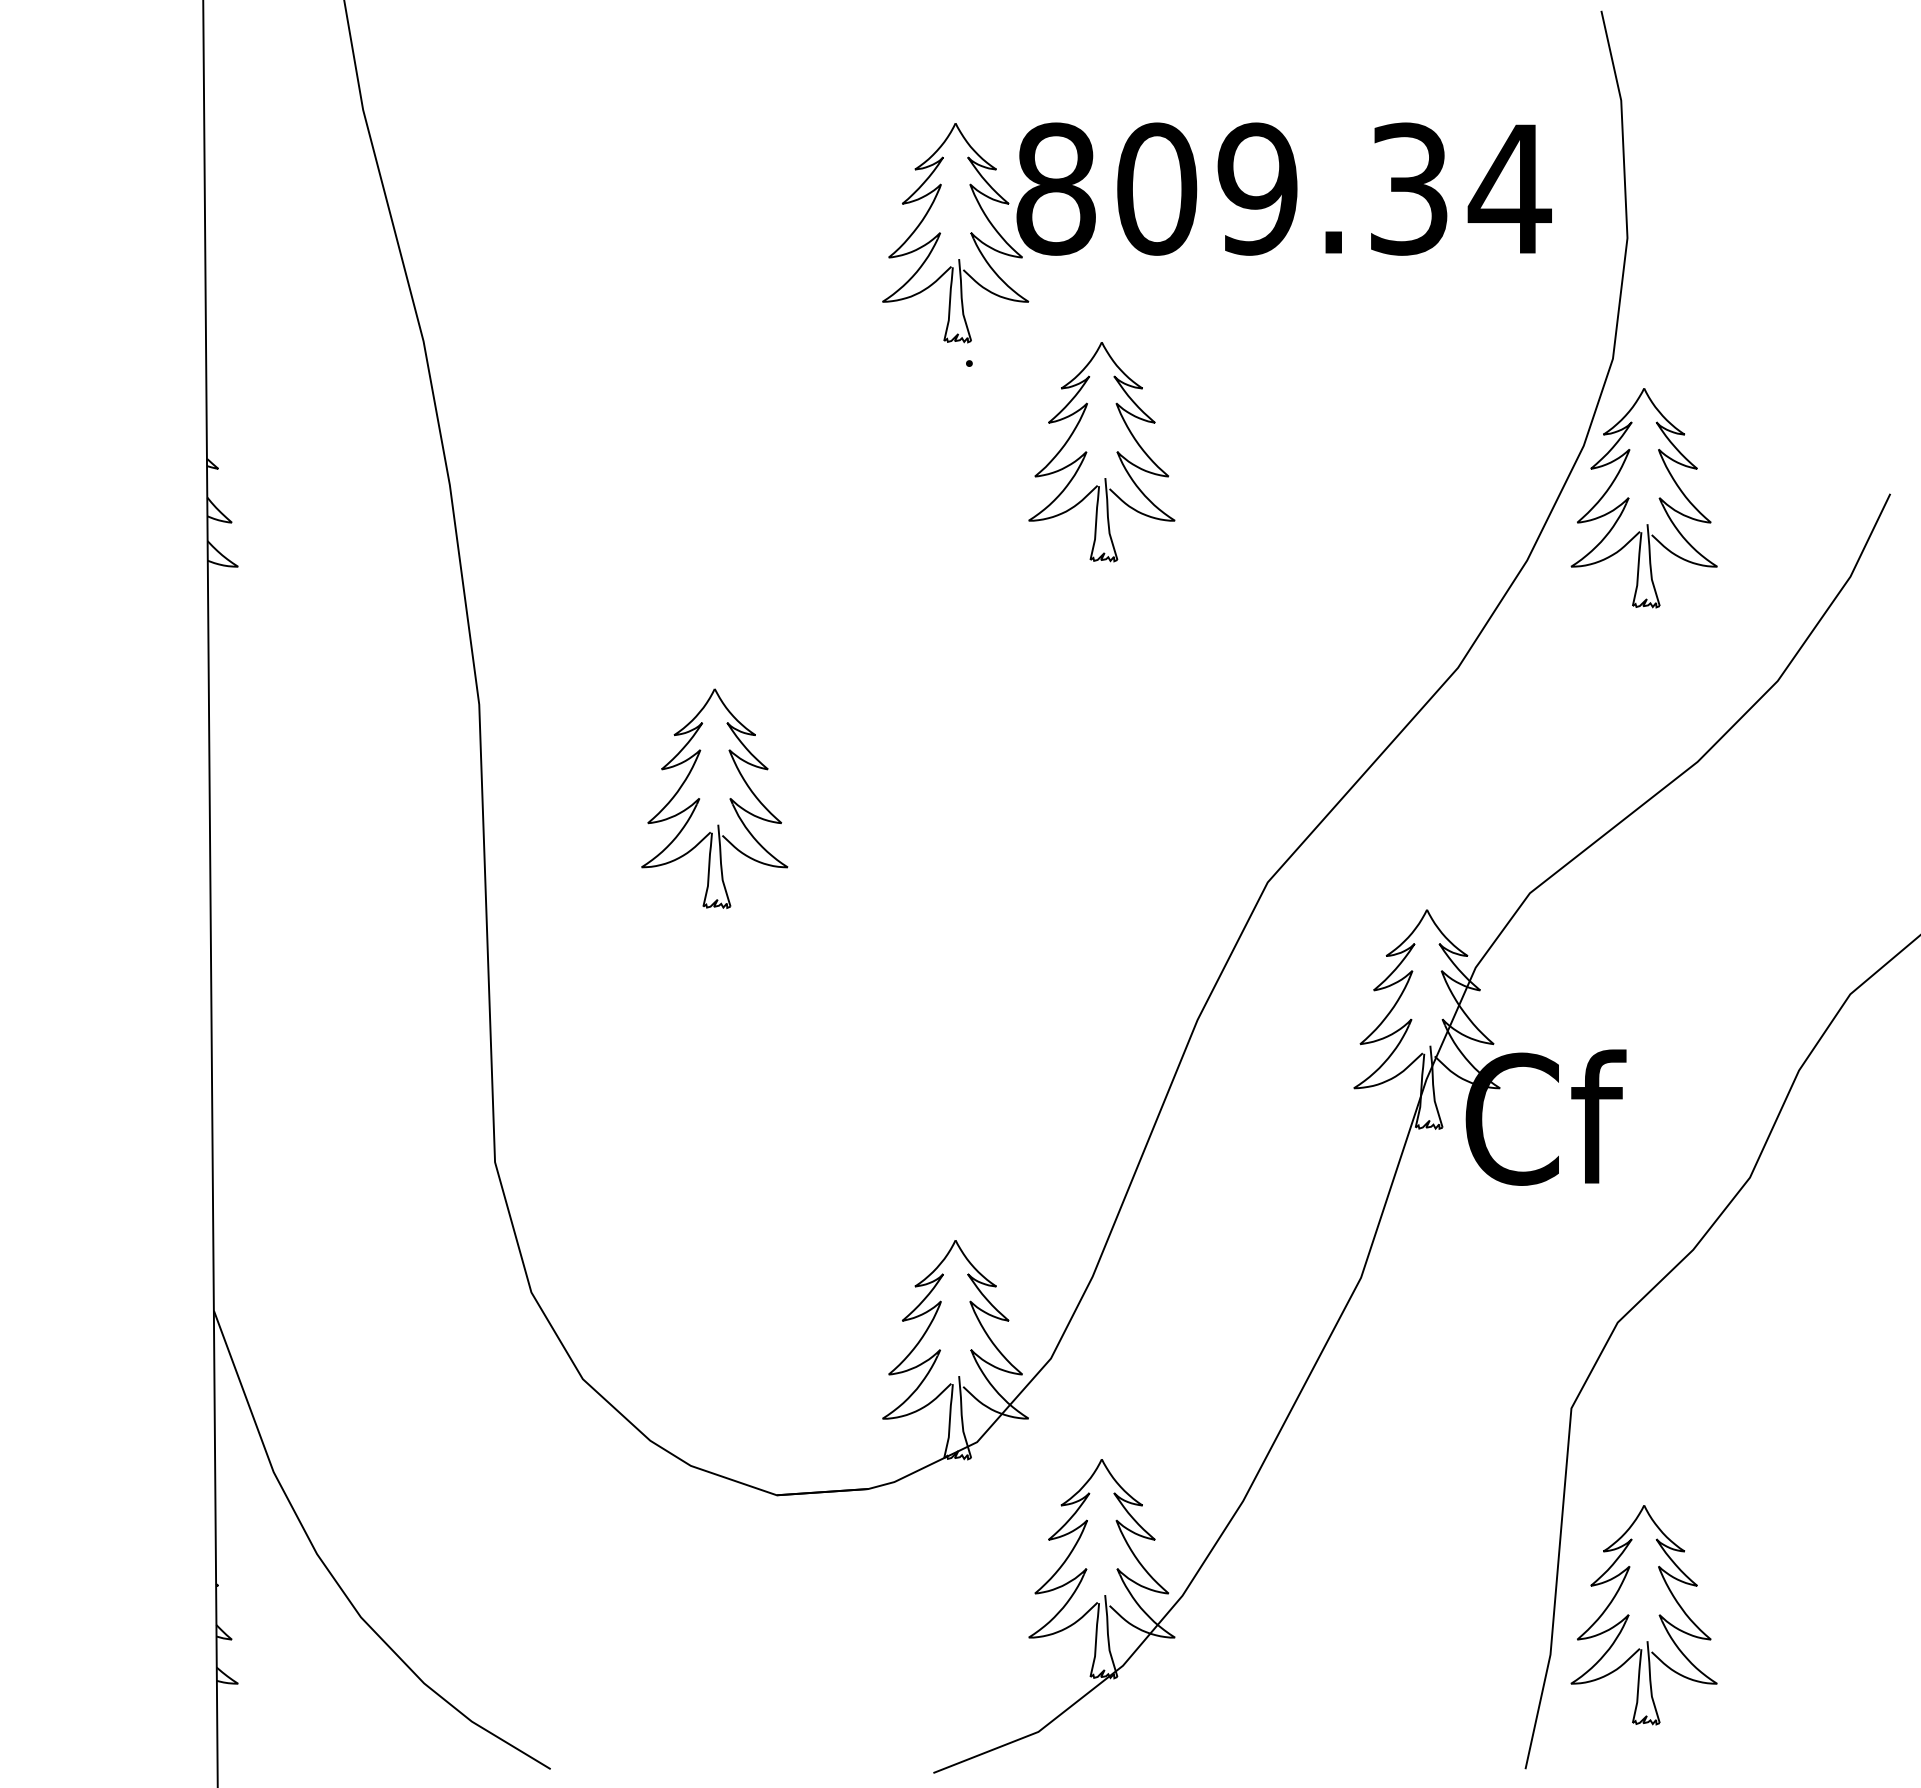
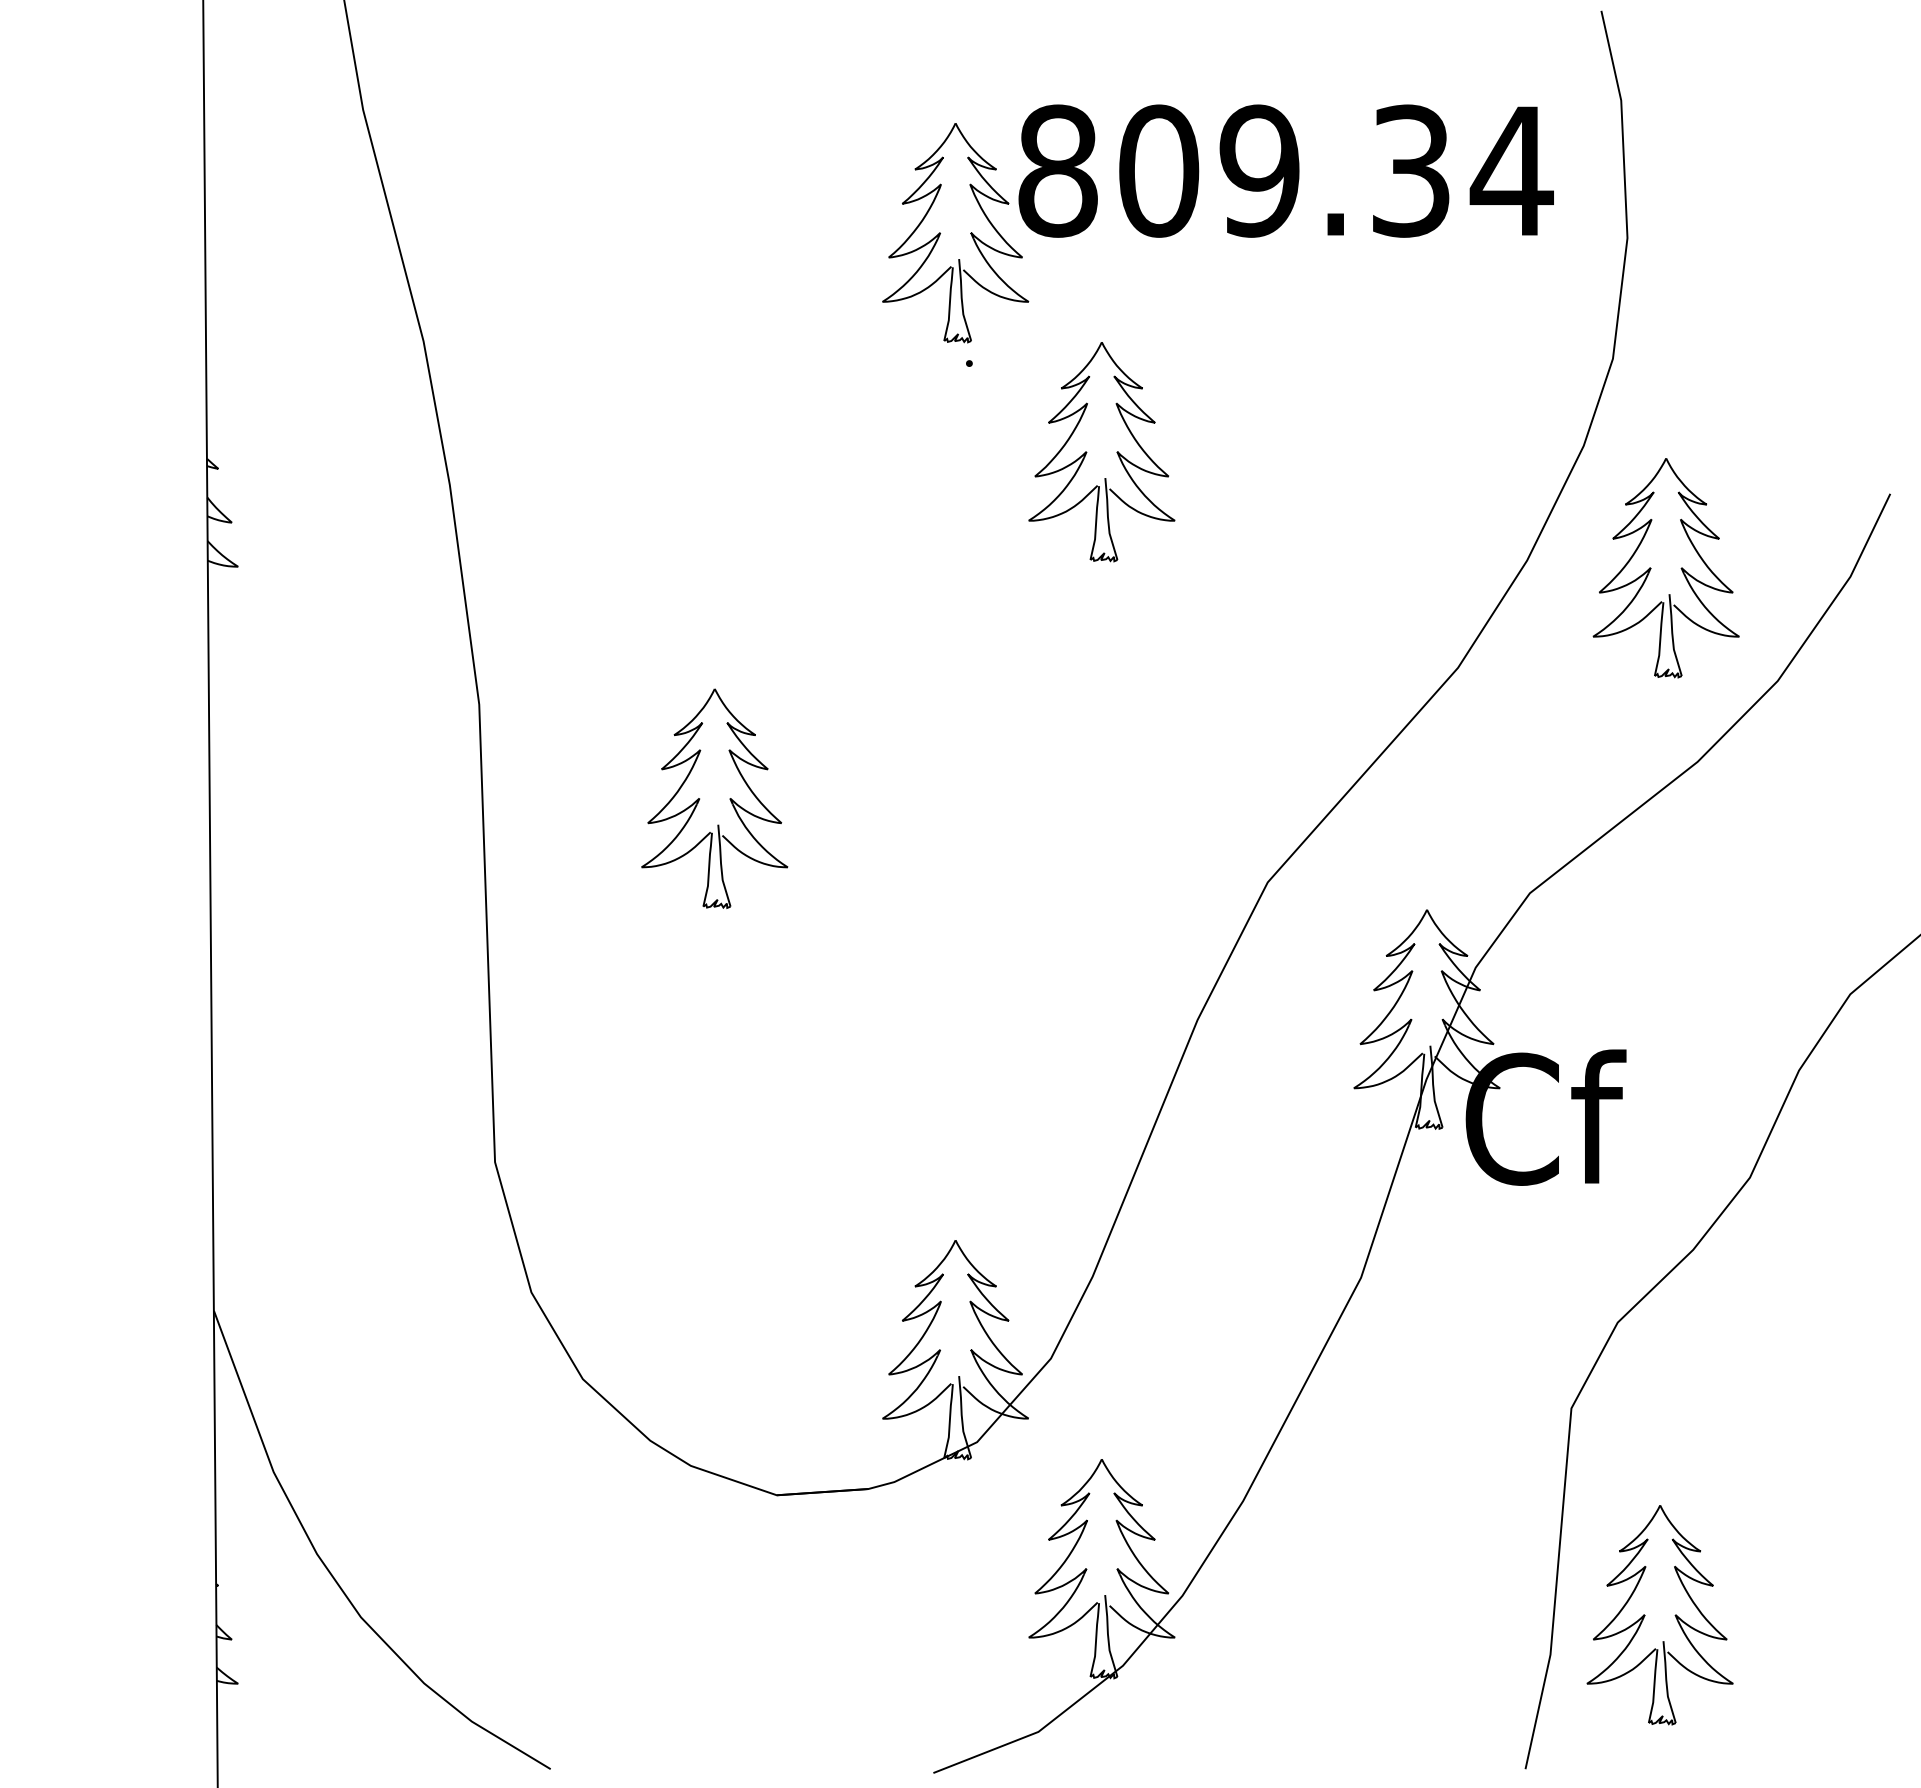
text position: (1283, 188) -> (1285, 170) (1285, 170)
part position: (1629, 498) -> (1651, 568) (1651, 568)
part position: (1629, 1615) -> (1645, 1615) (1645, 1615)
